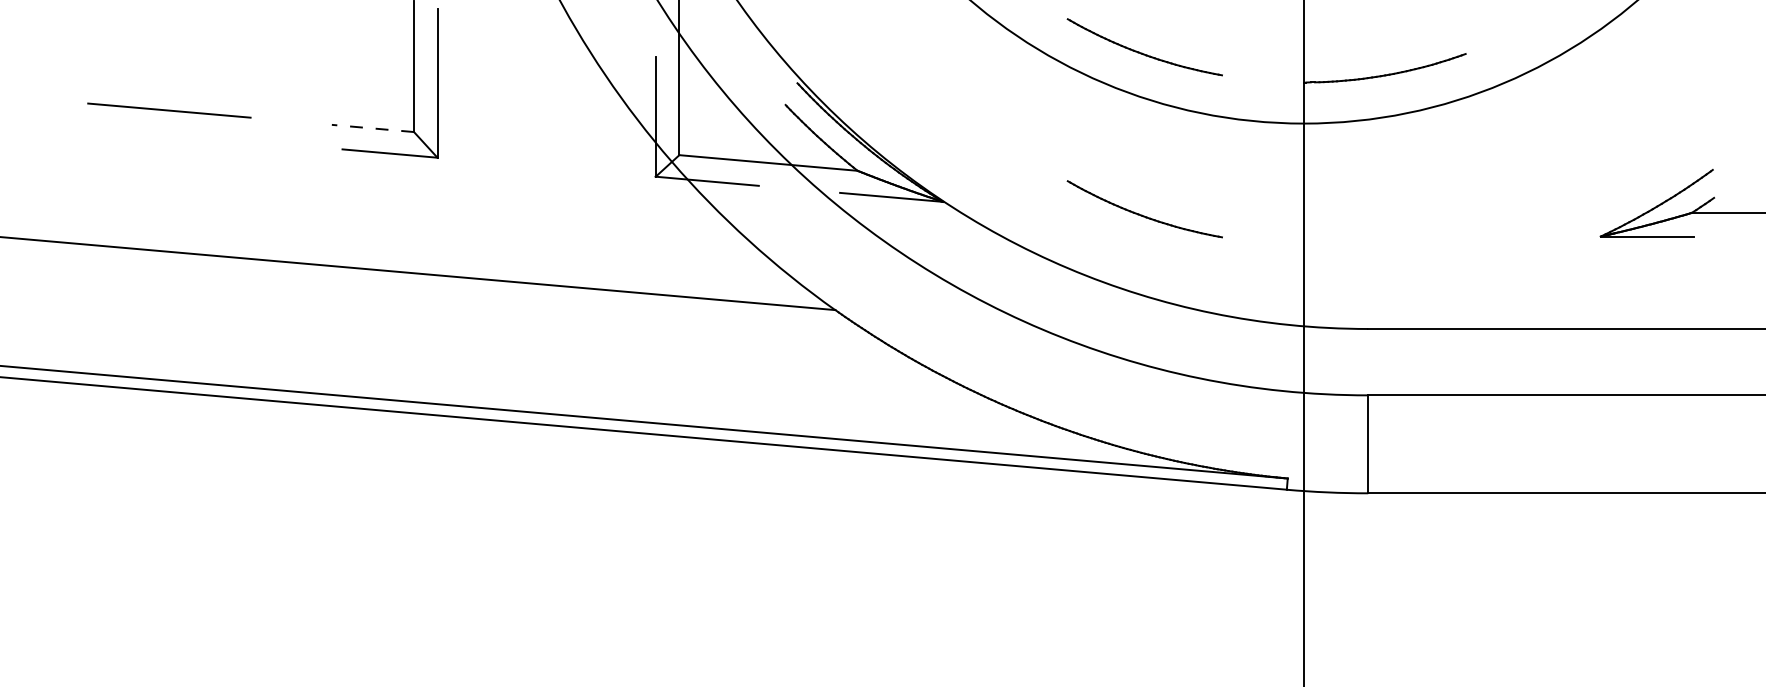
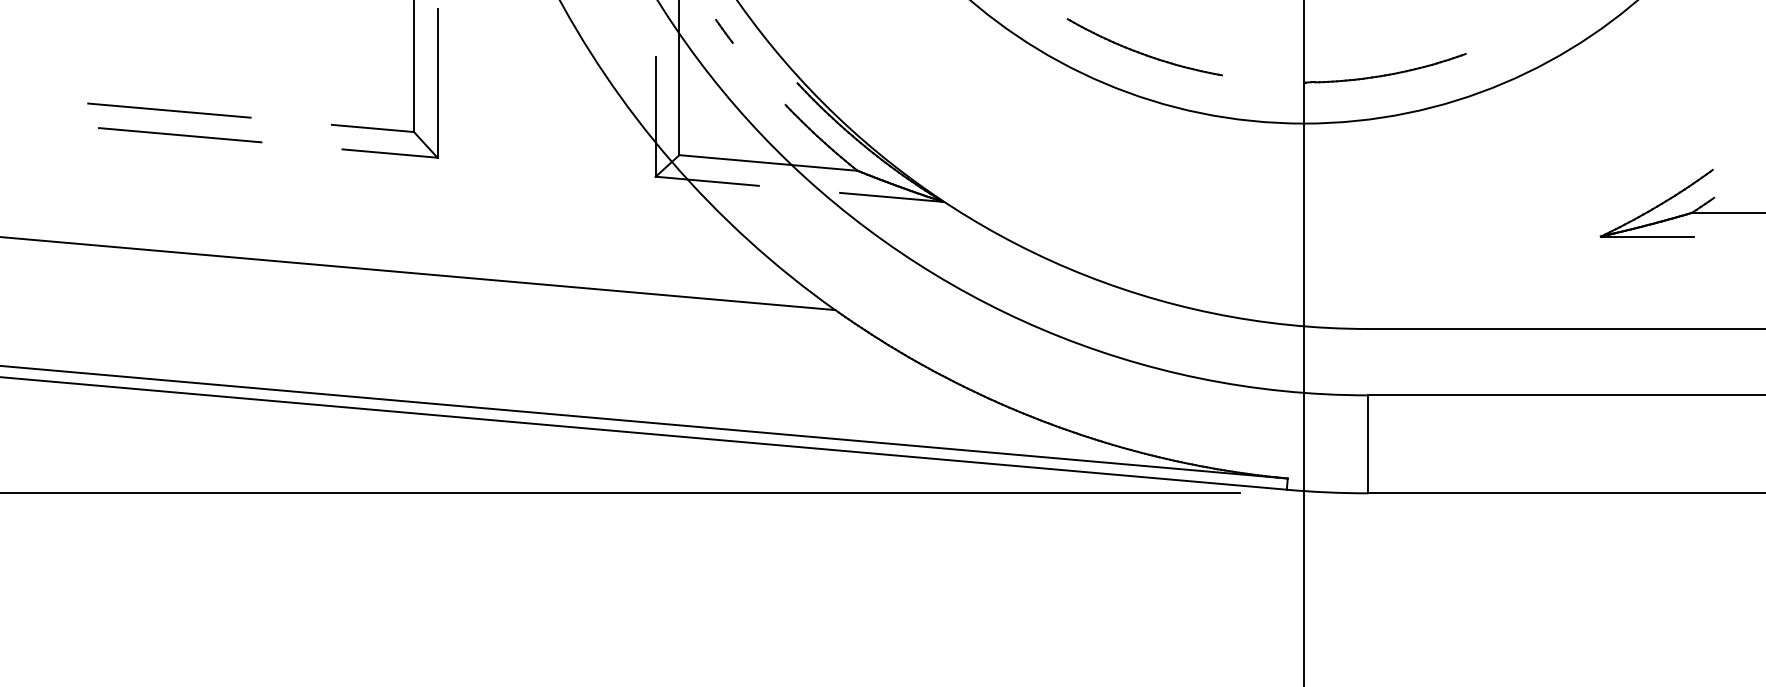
line: none -> present (724, 30)
line: dashed -> solid (372, 128)
line: none -> present (179, 135)
part: present -> none (1144, 209)
line: none -> present (620, 493)
